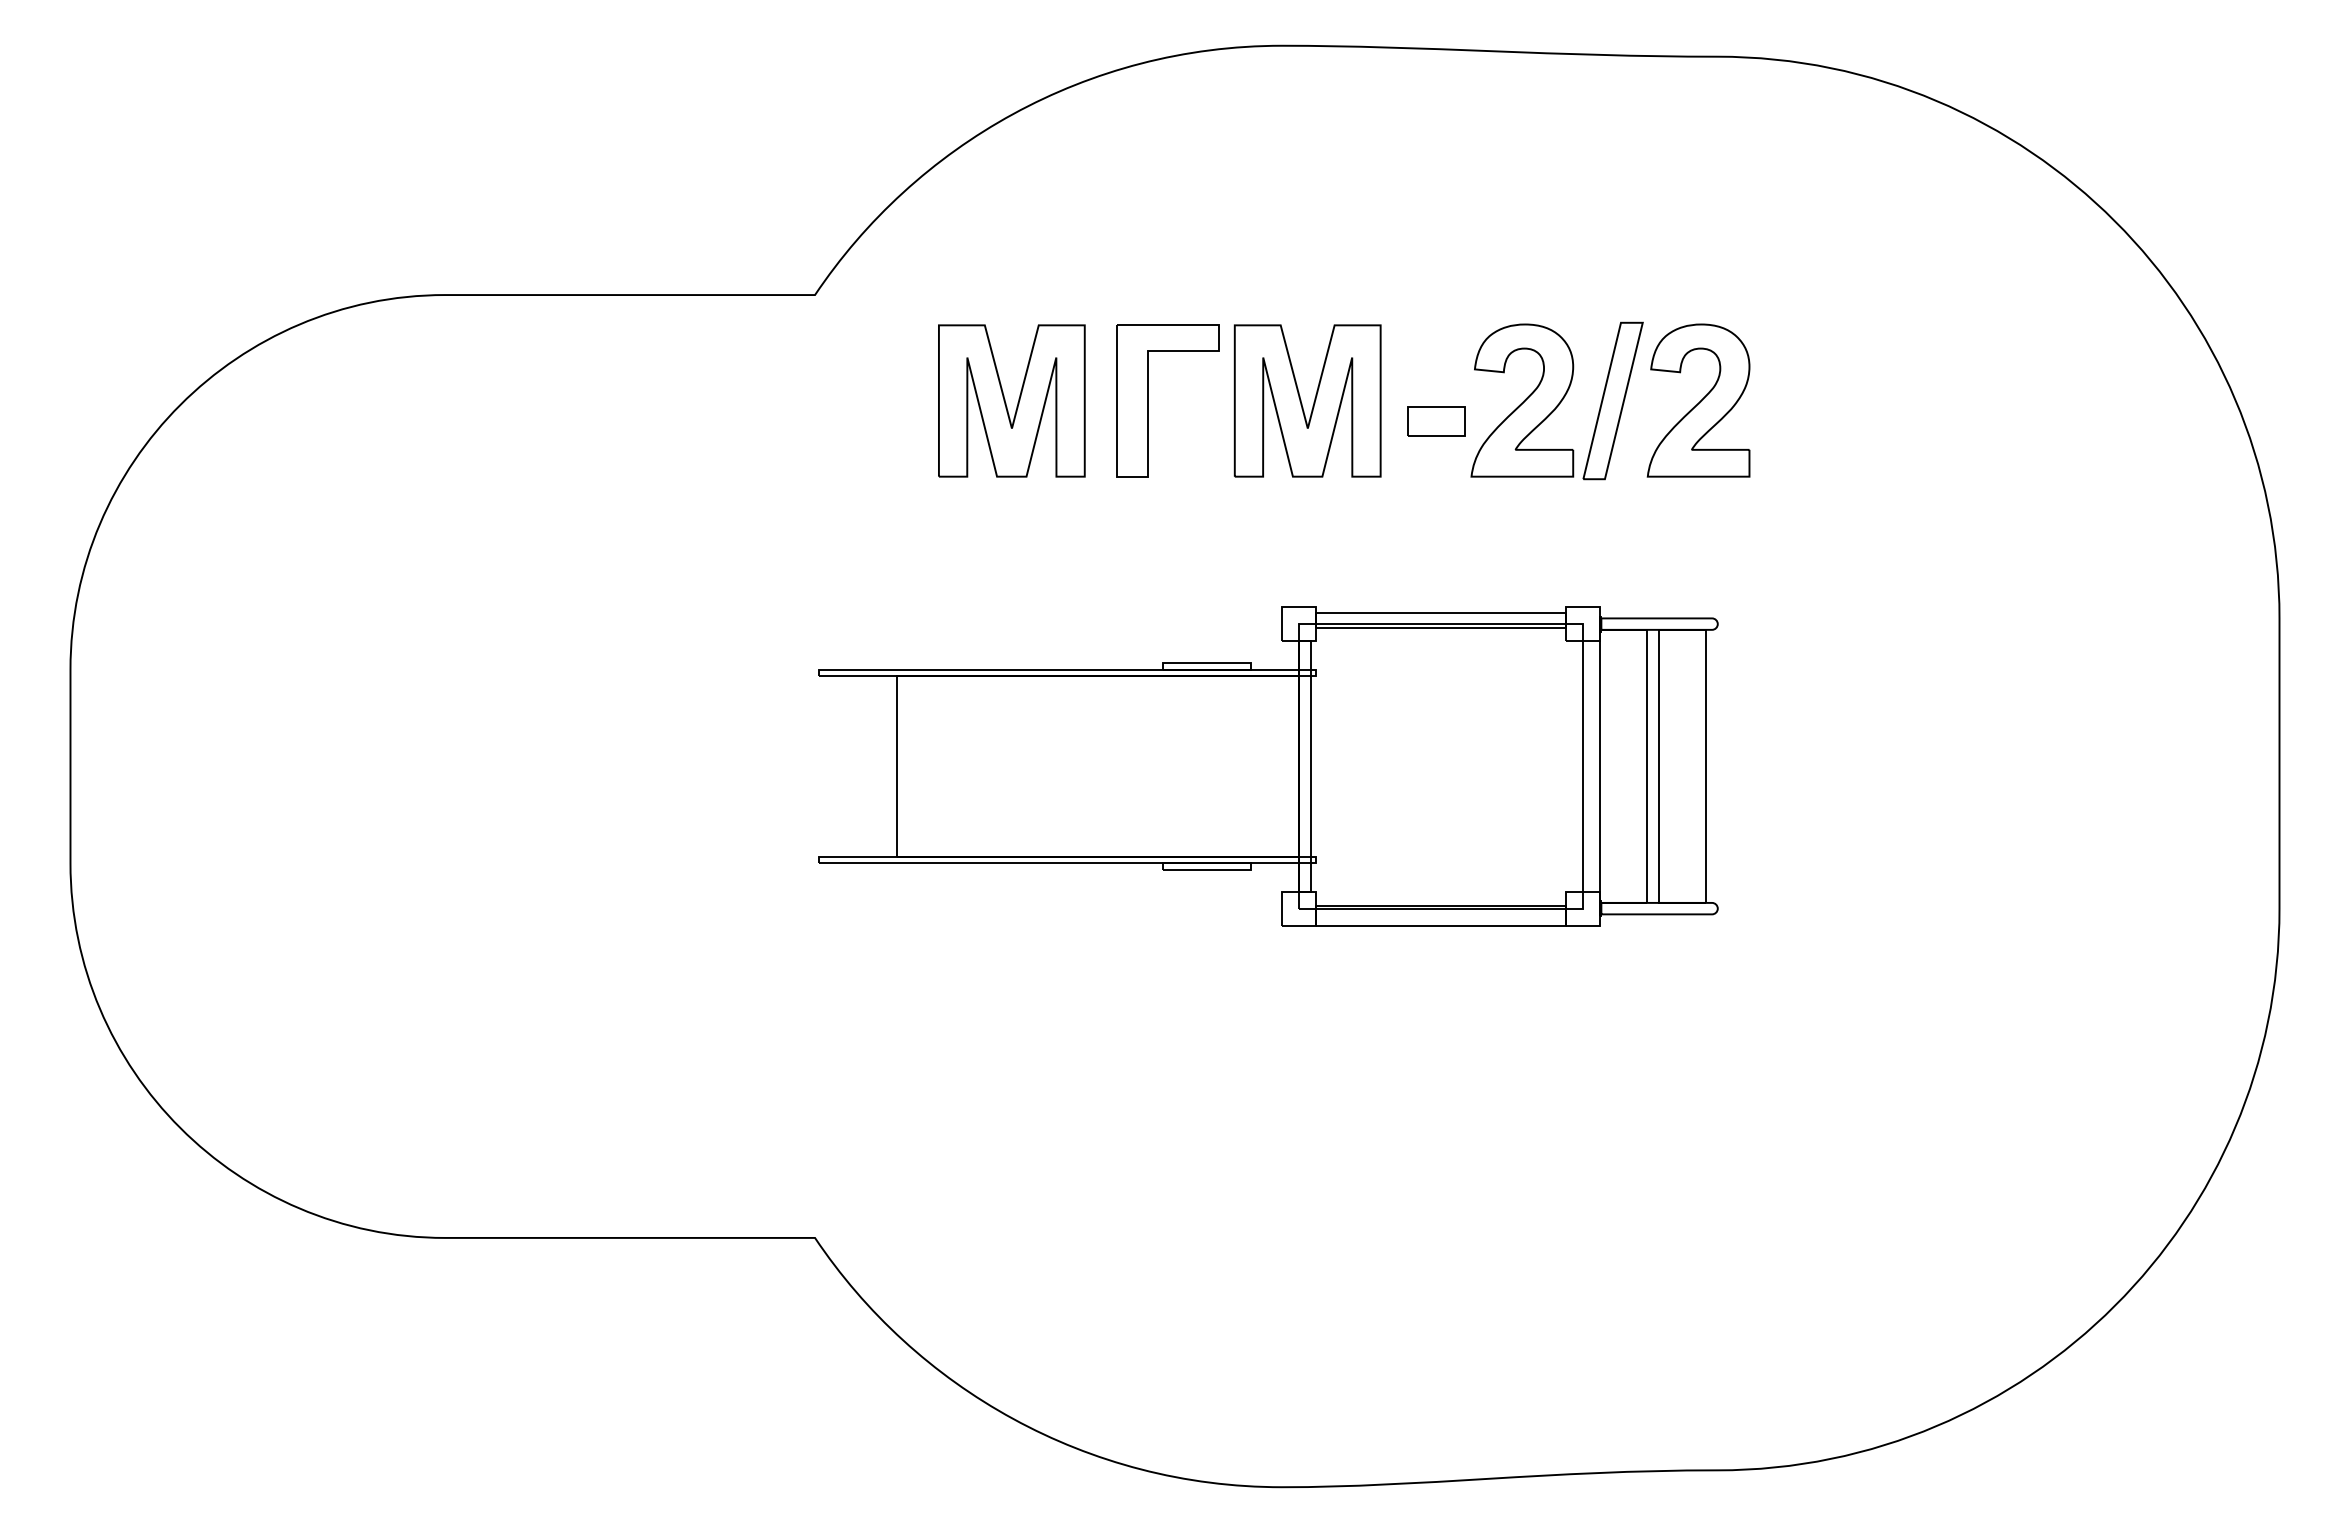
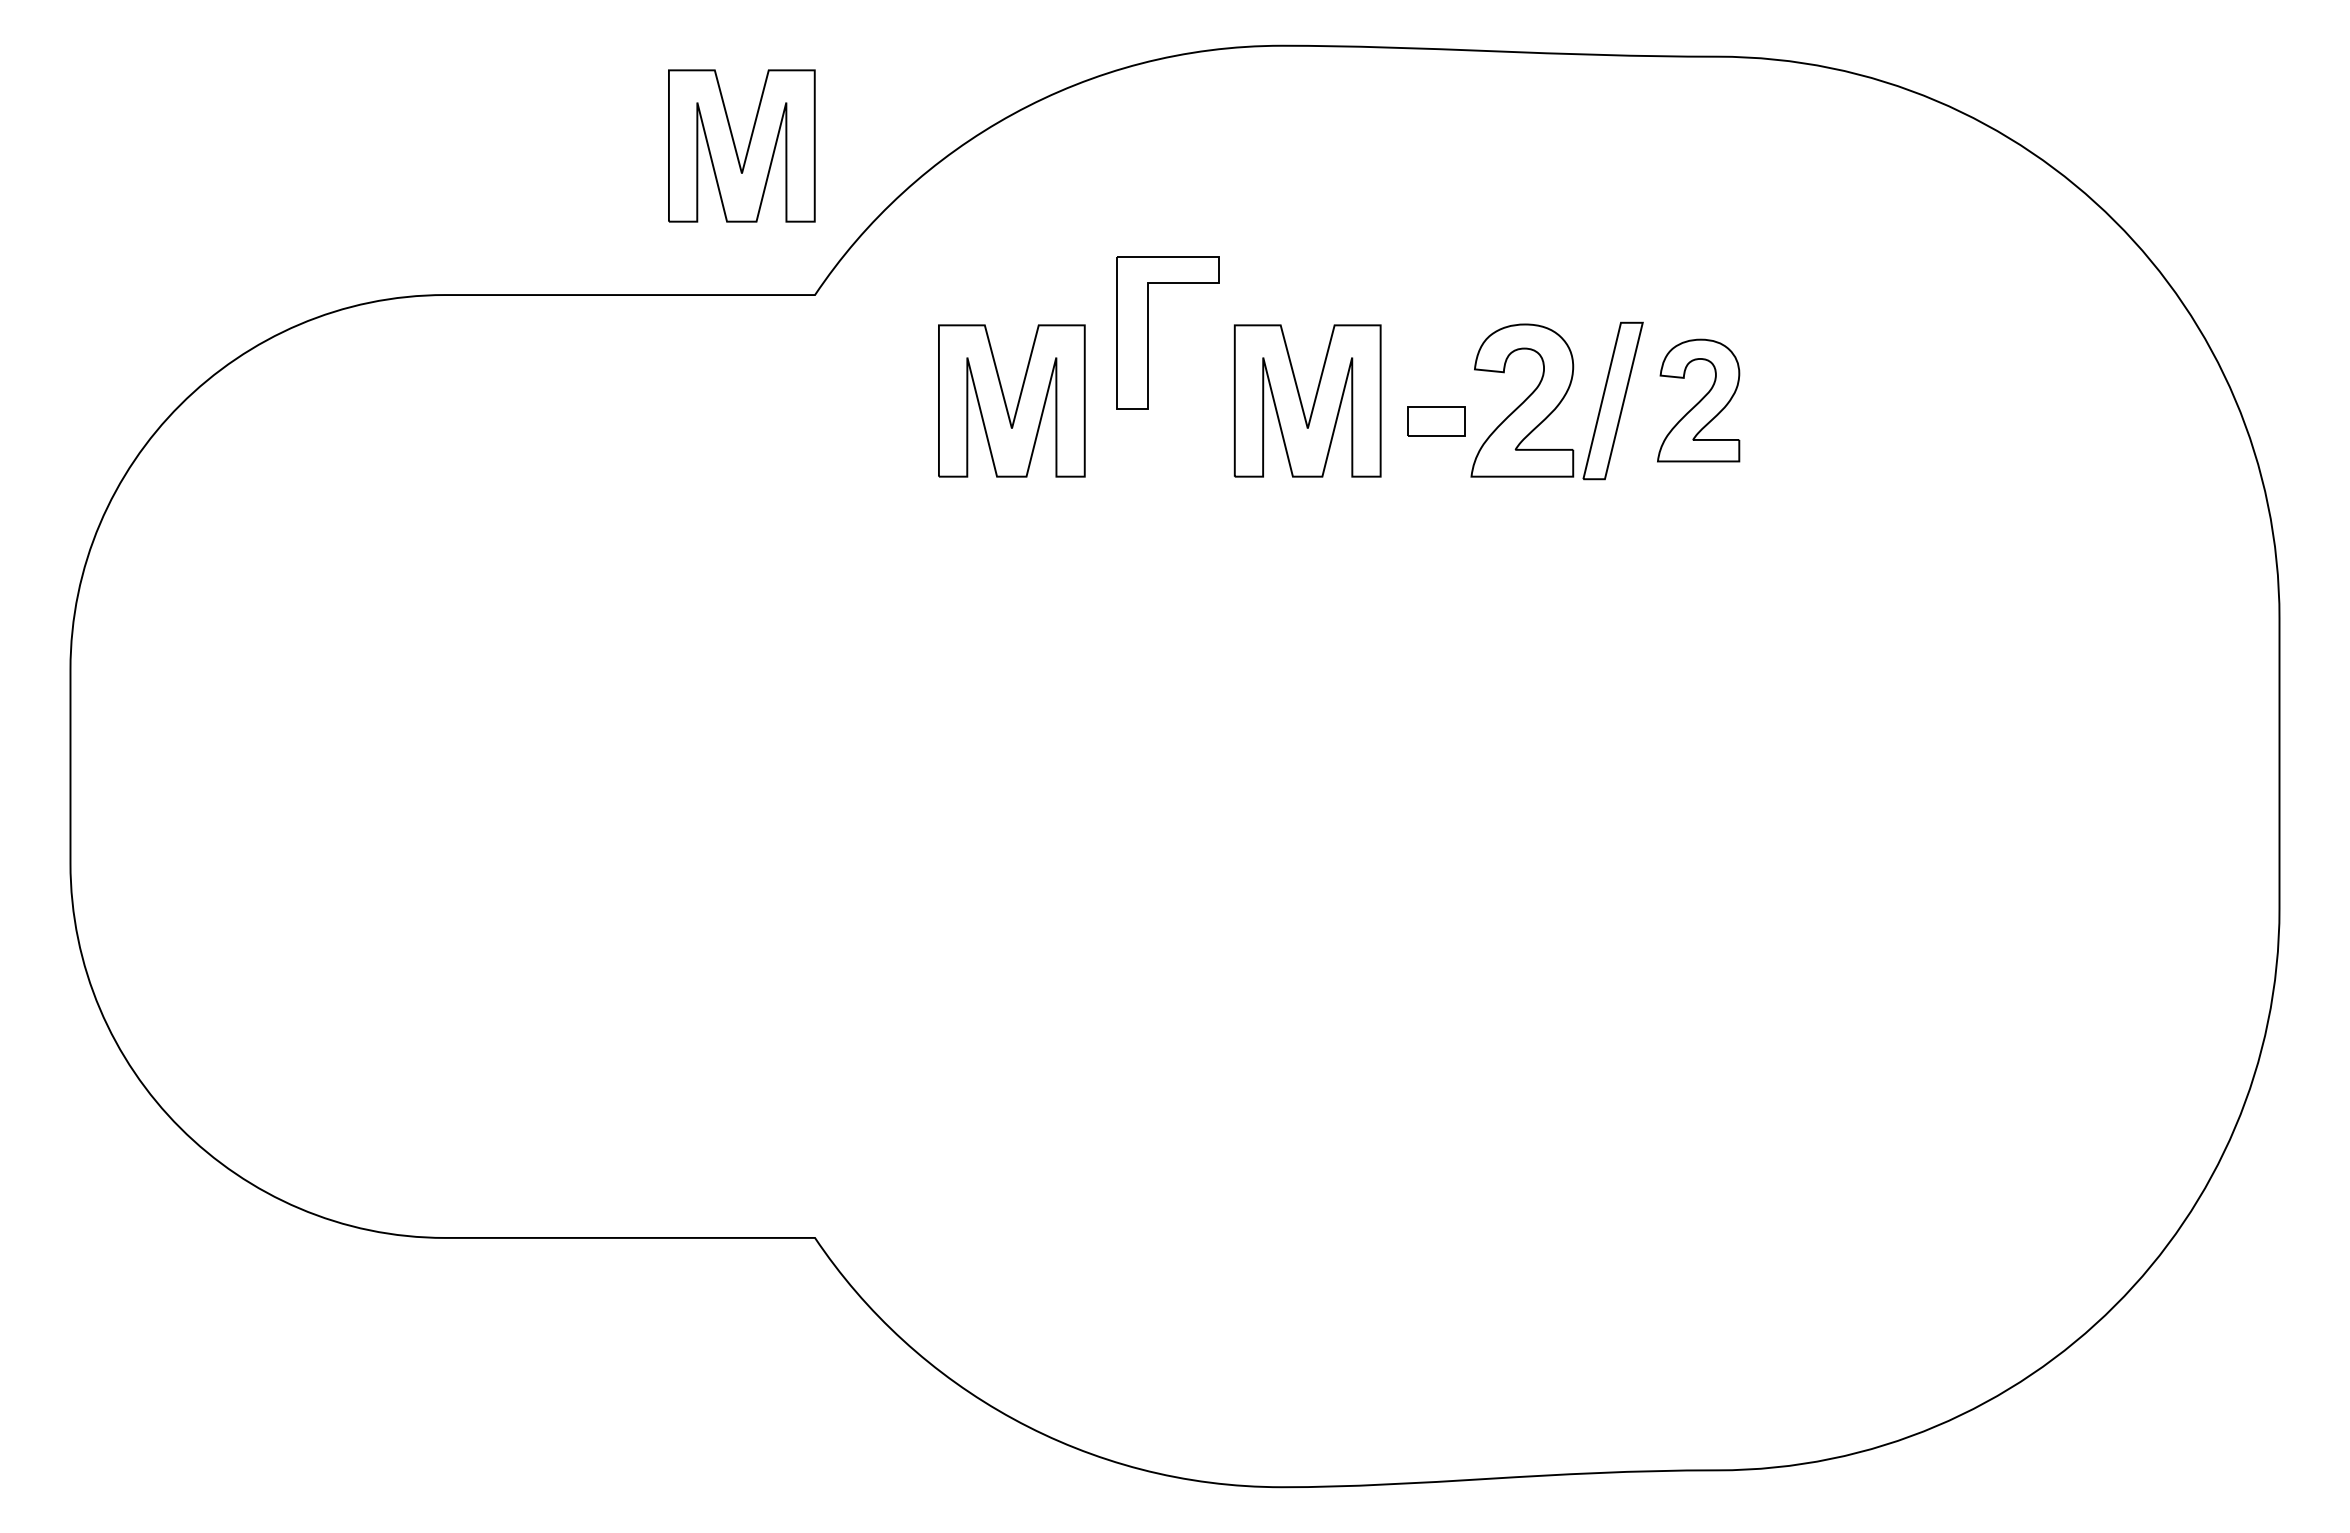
part: none -> present (741, 145)
part position: (1148, 400) -> (1148, 332) (1148, 332)
part size: 105x155 px -> 84x125 px (1698, 400)
part: present -> none (1268, 766)
